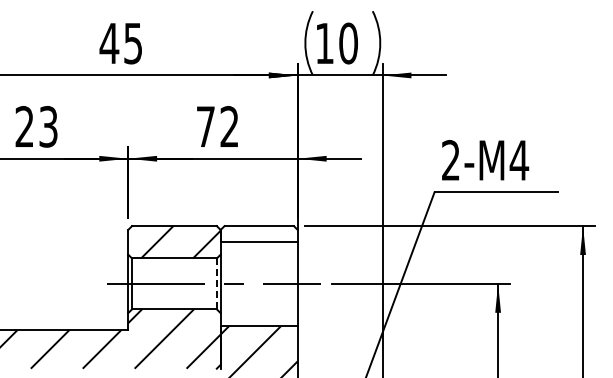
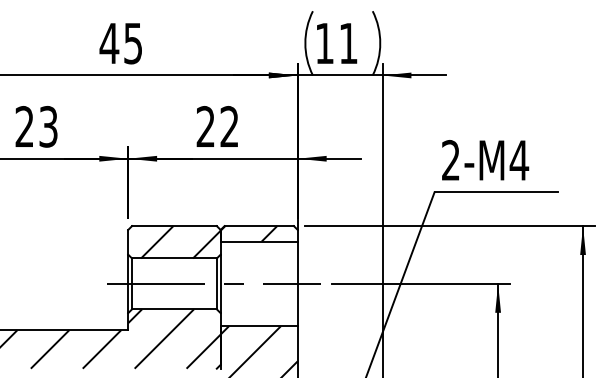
text: 10 -> 11 (348, 43)
text: 72 -> 22 (205, 126)
hatch: none -> present (248, 233)
line: dashed -> solid (216, 283)
